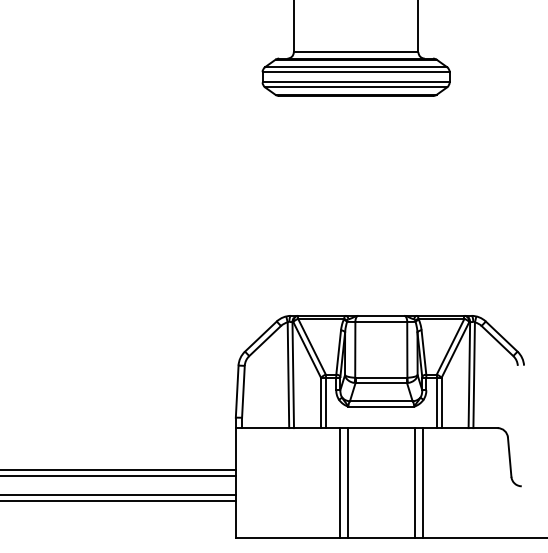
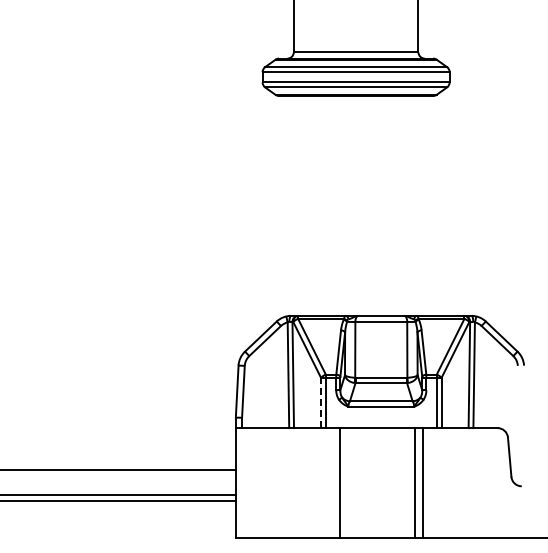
line: solid -> dashed (321, 402)
line: present -> none (118, 475)
line: present -> none (348, 483)
